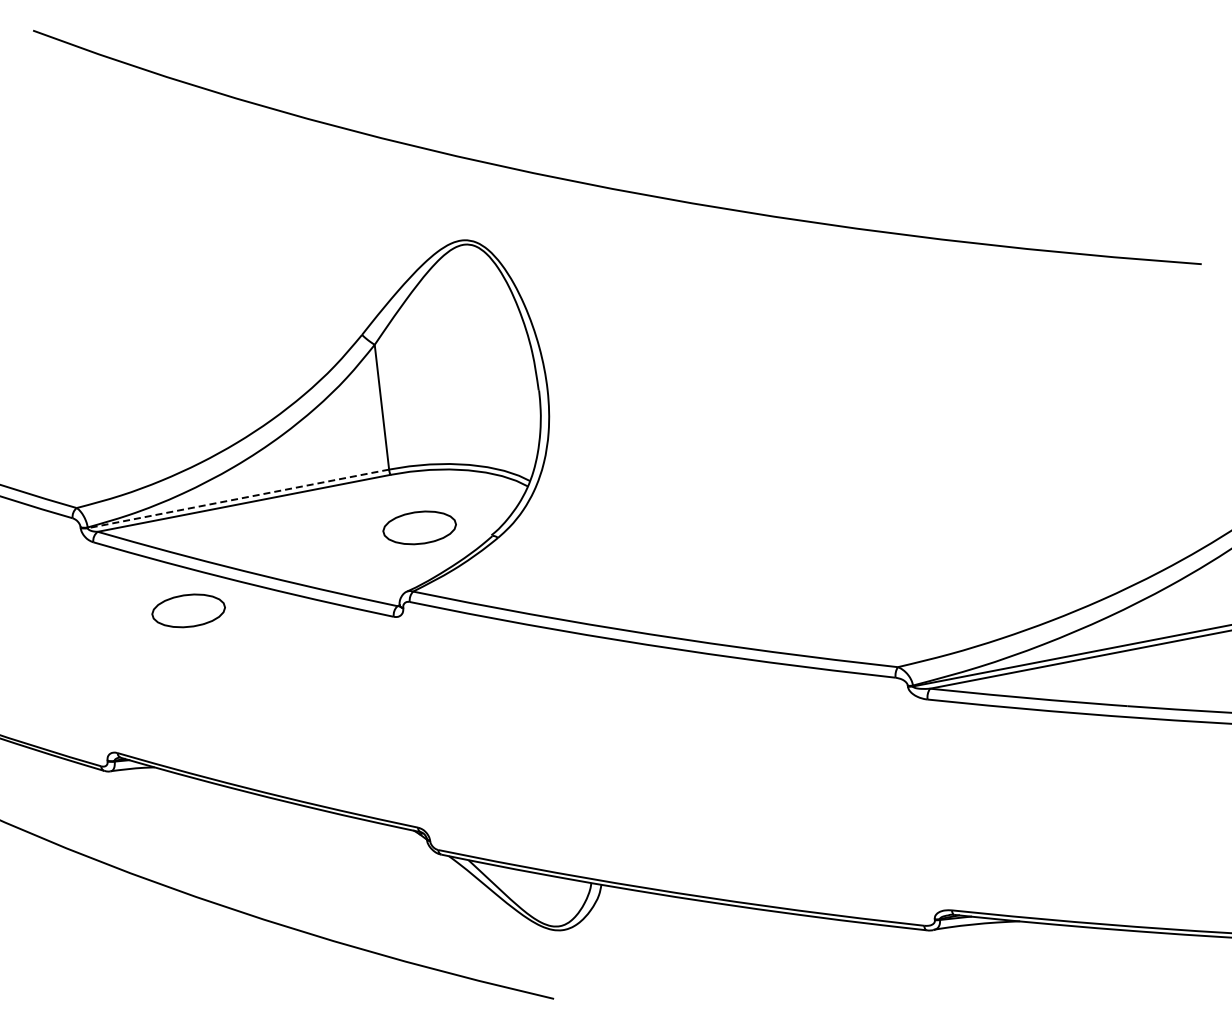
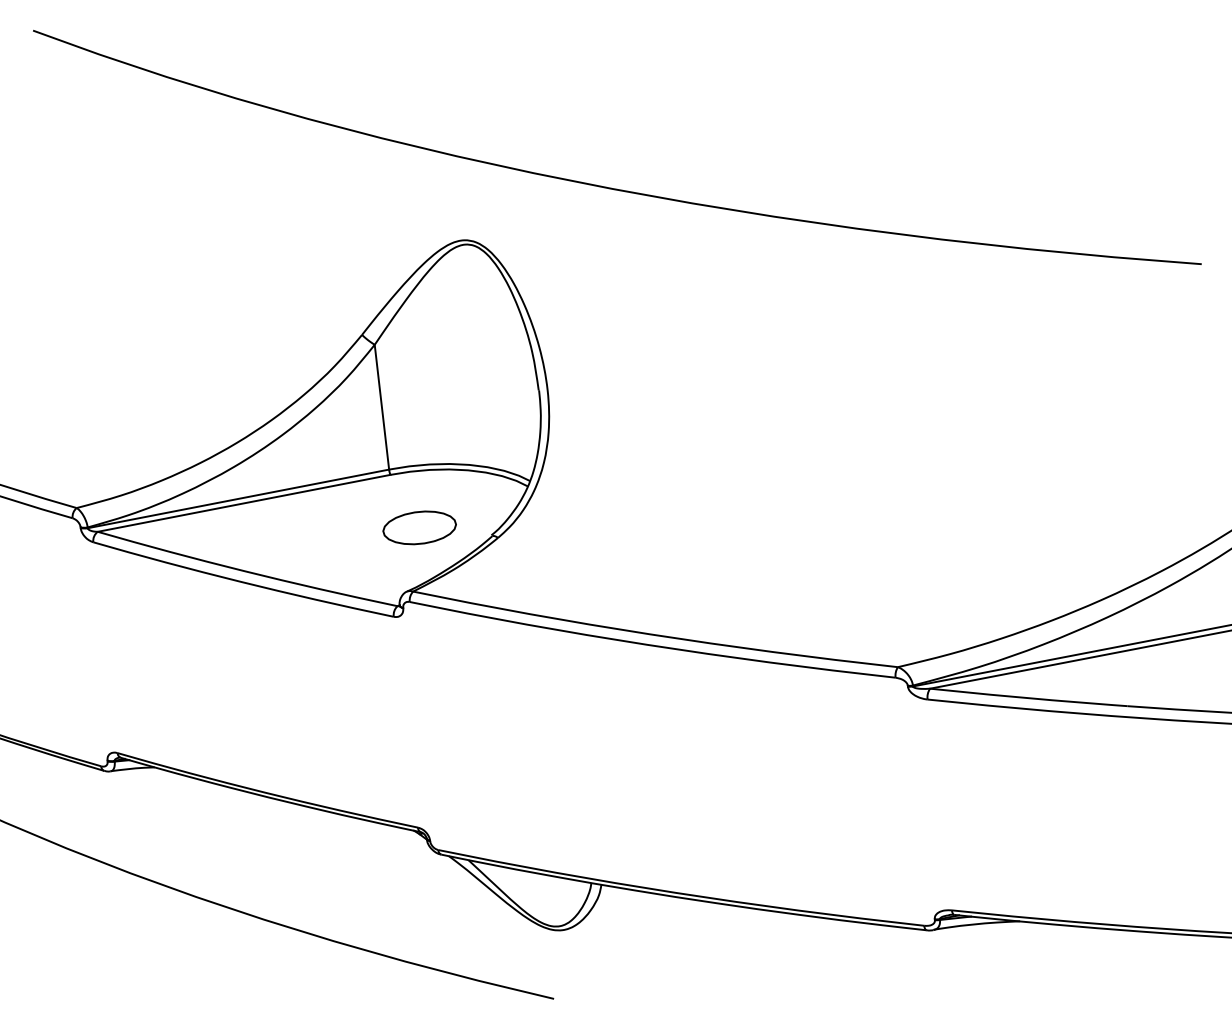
line: dashed -> solid (238, 499)
part: present -> none (188, 610)
